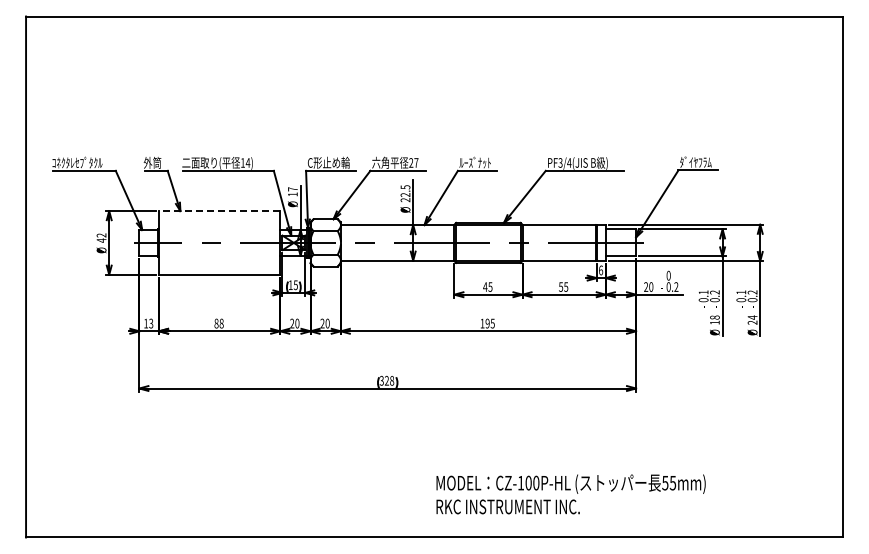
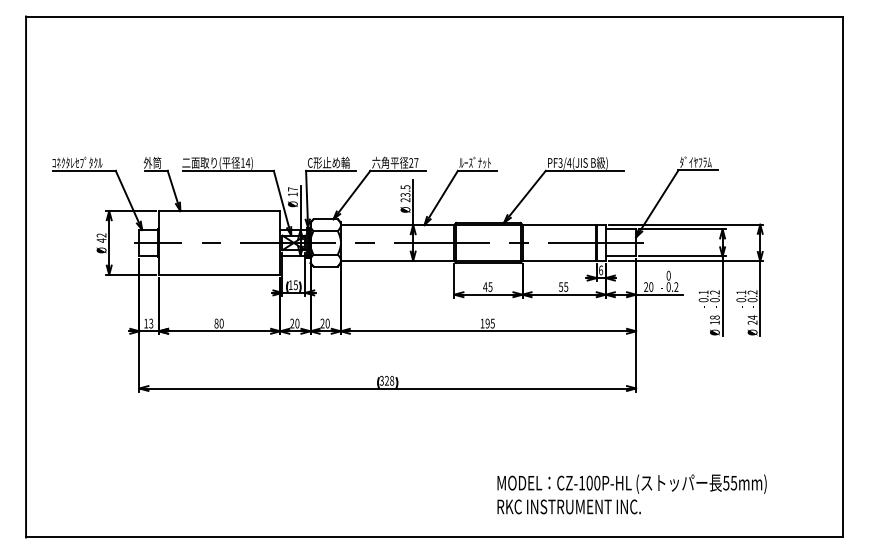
text: 22.5 -> 23.5 (406, 194)
line: dashed -> solid (219, 211)
text: 88 -> 80 (221, 324)
text position: (570, 494) -> (631, 494) (631, 494)
